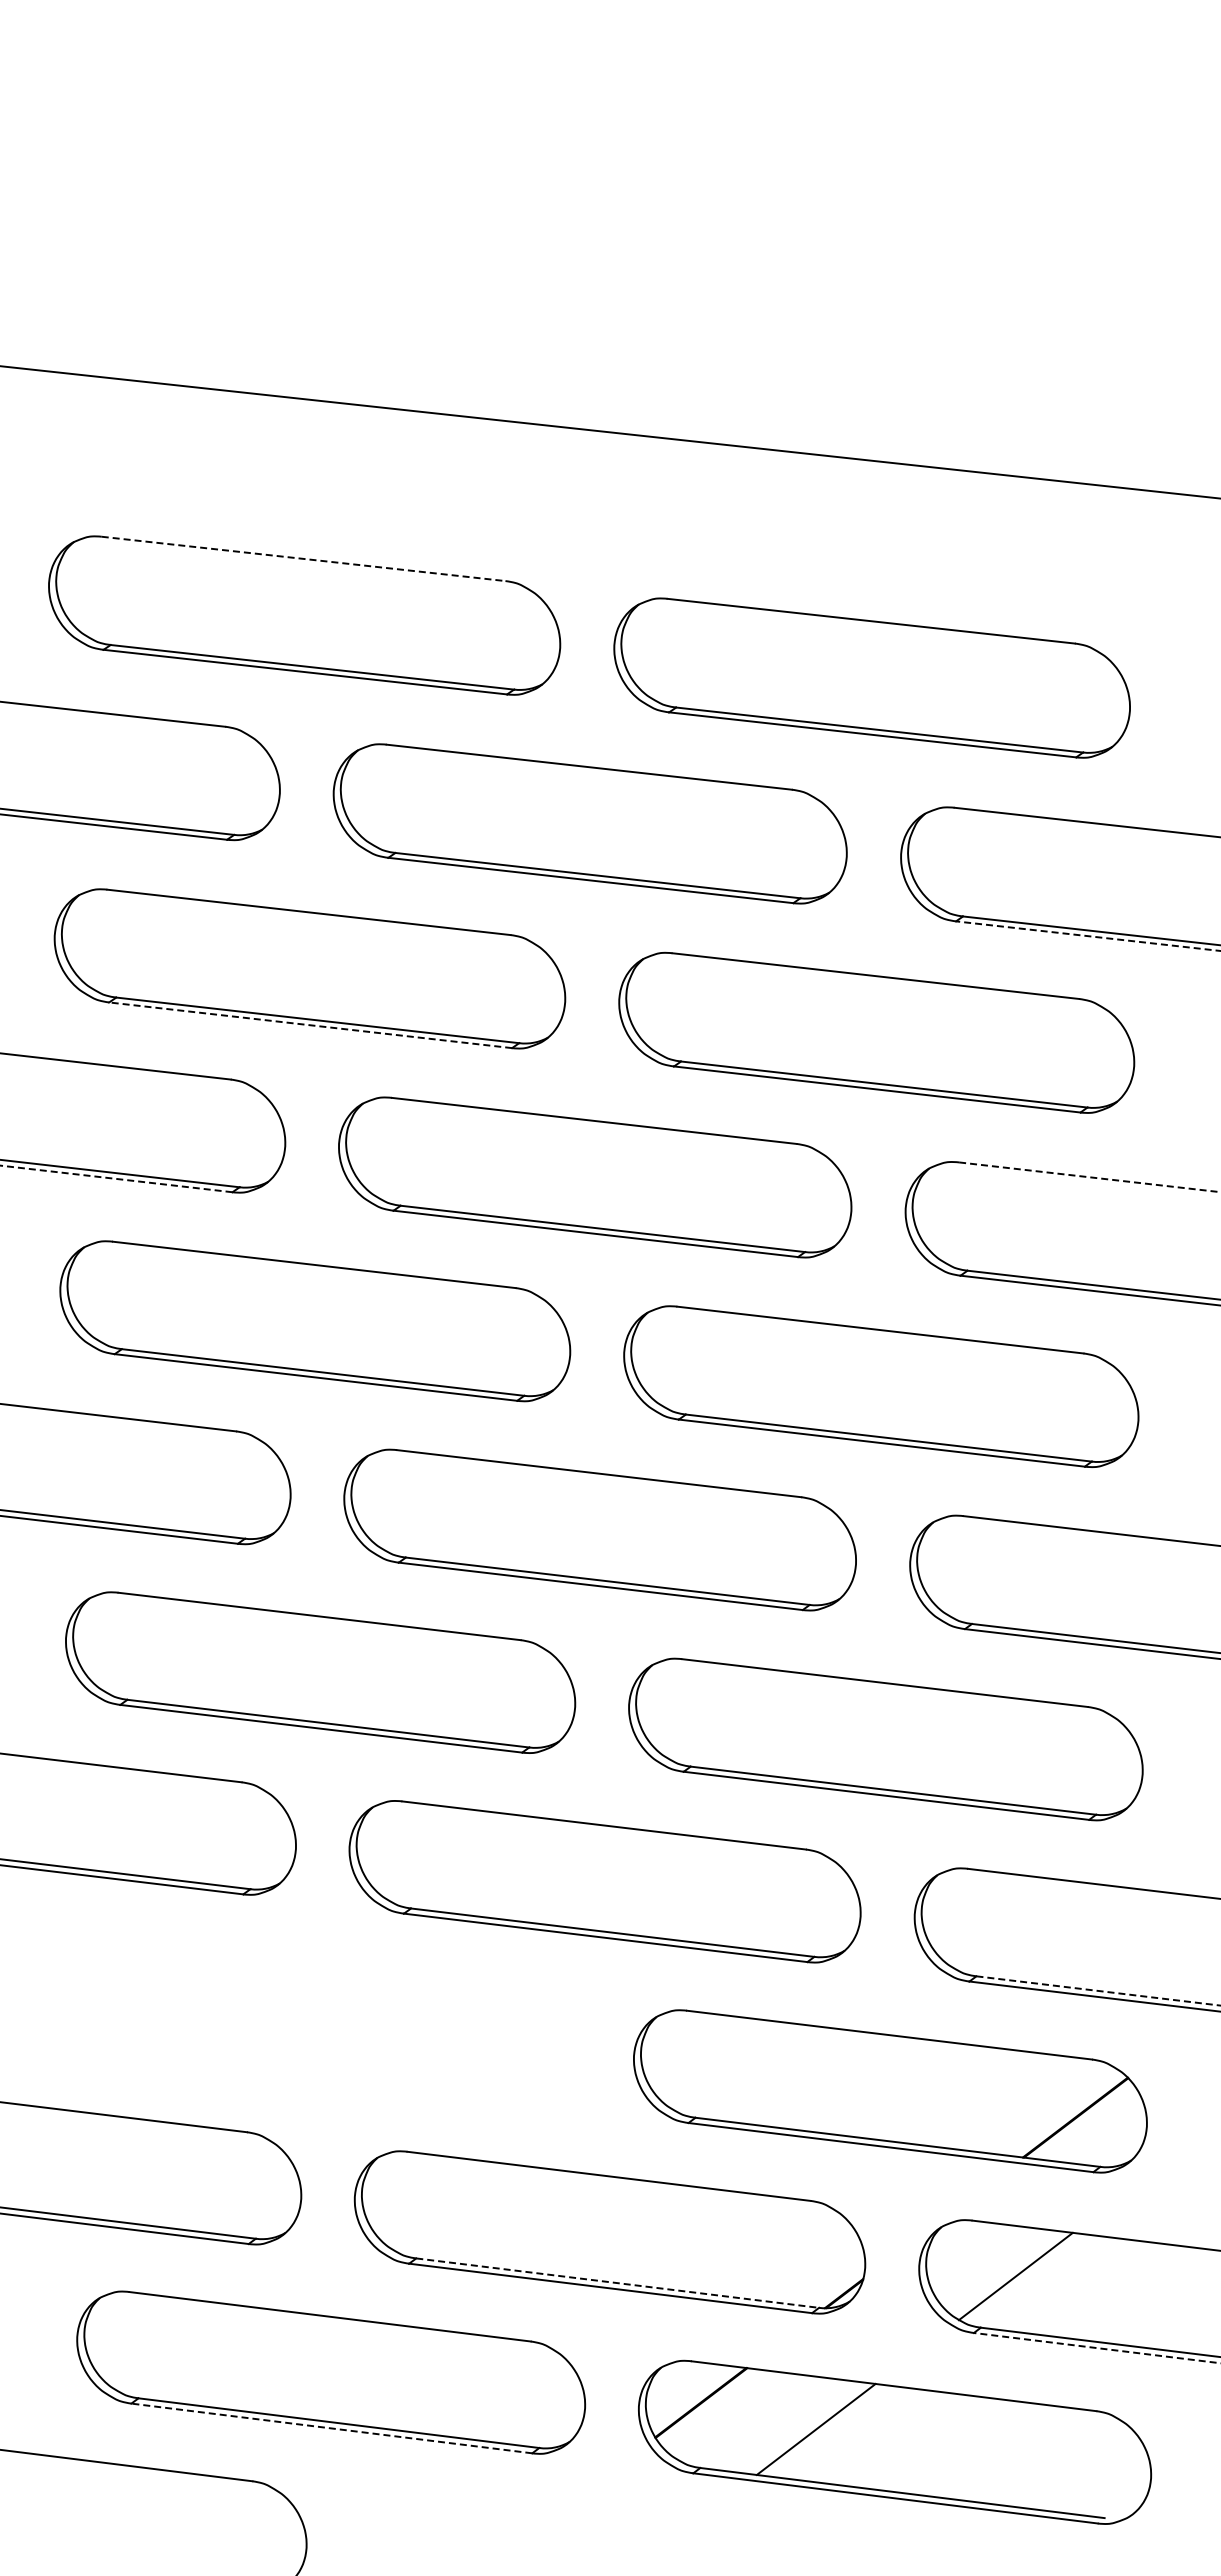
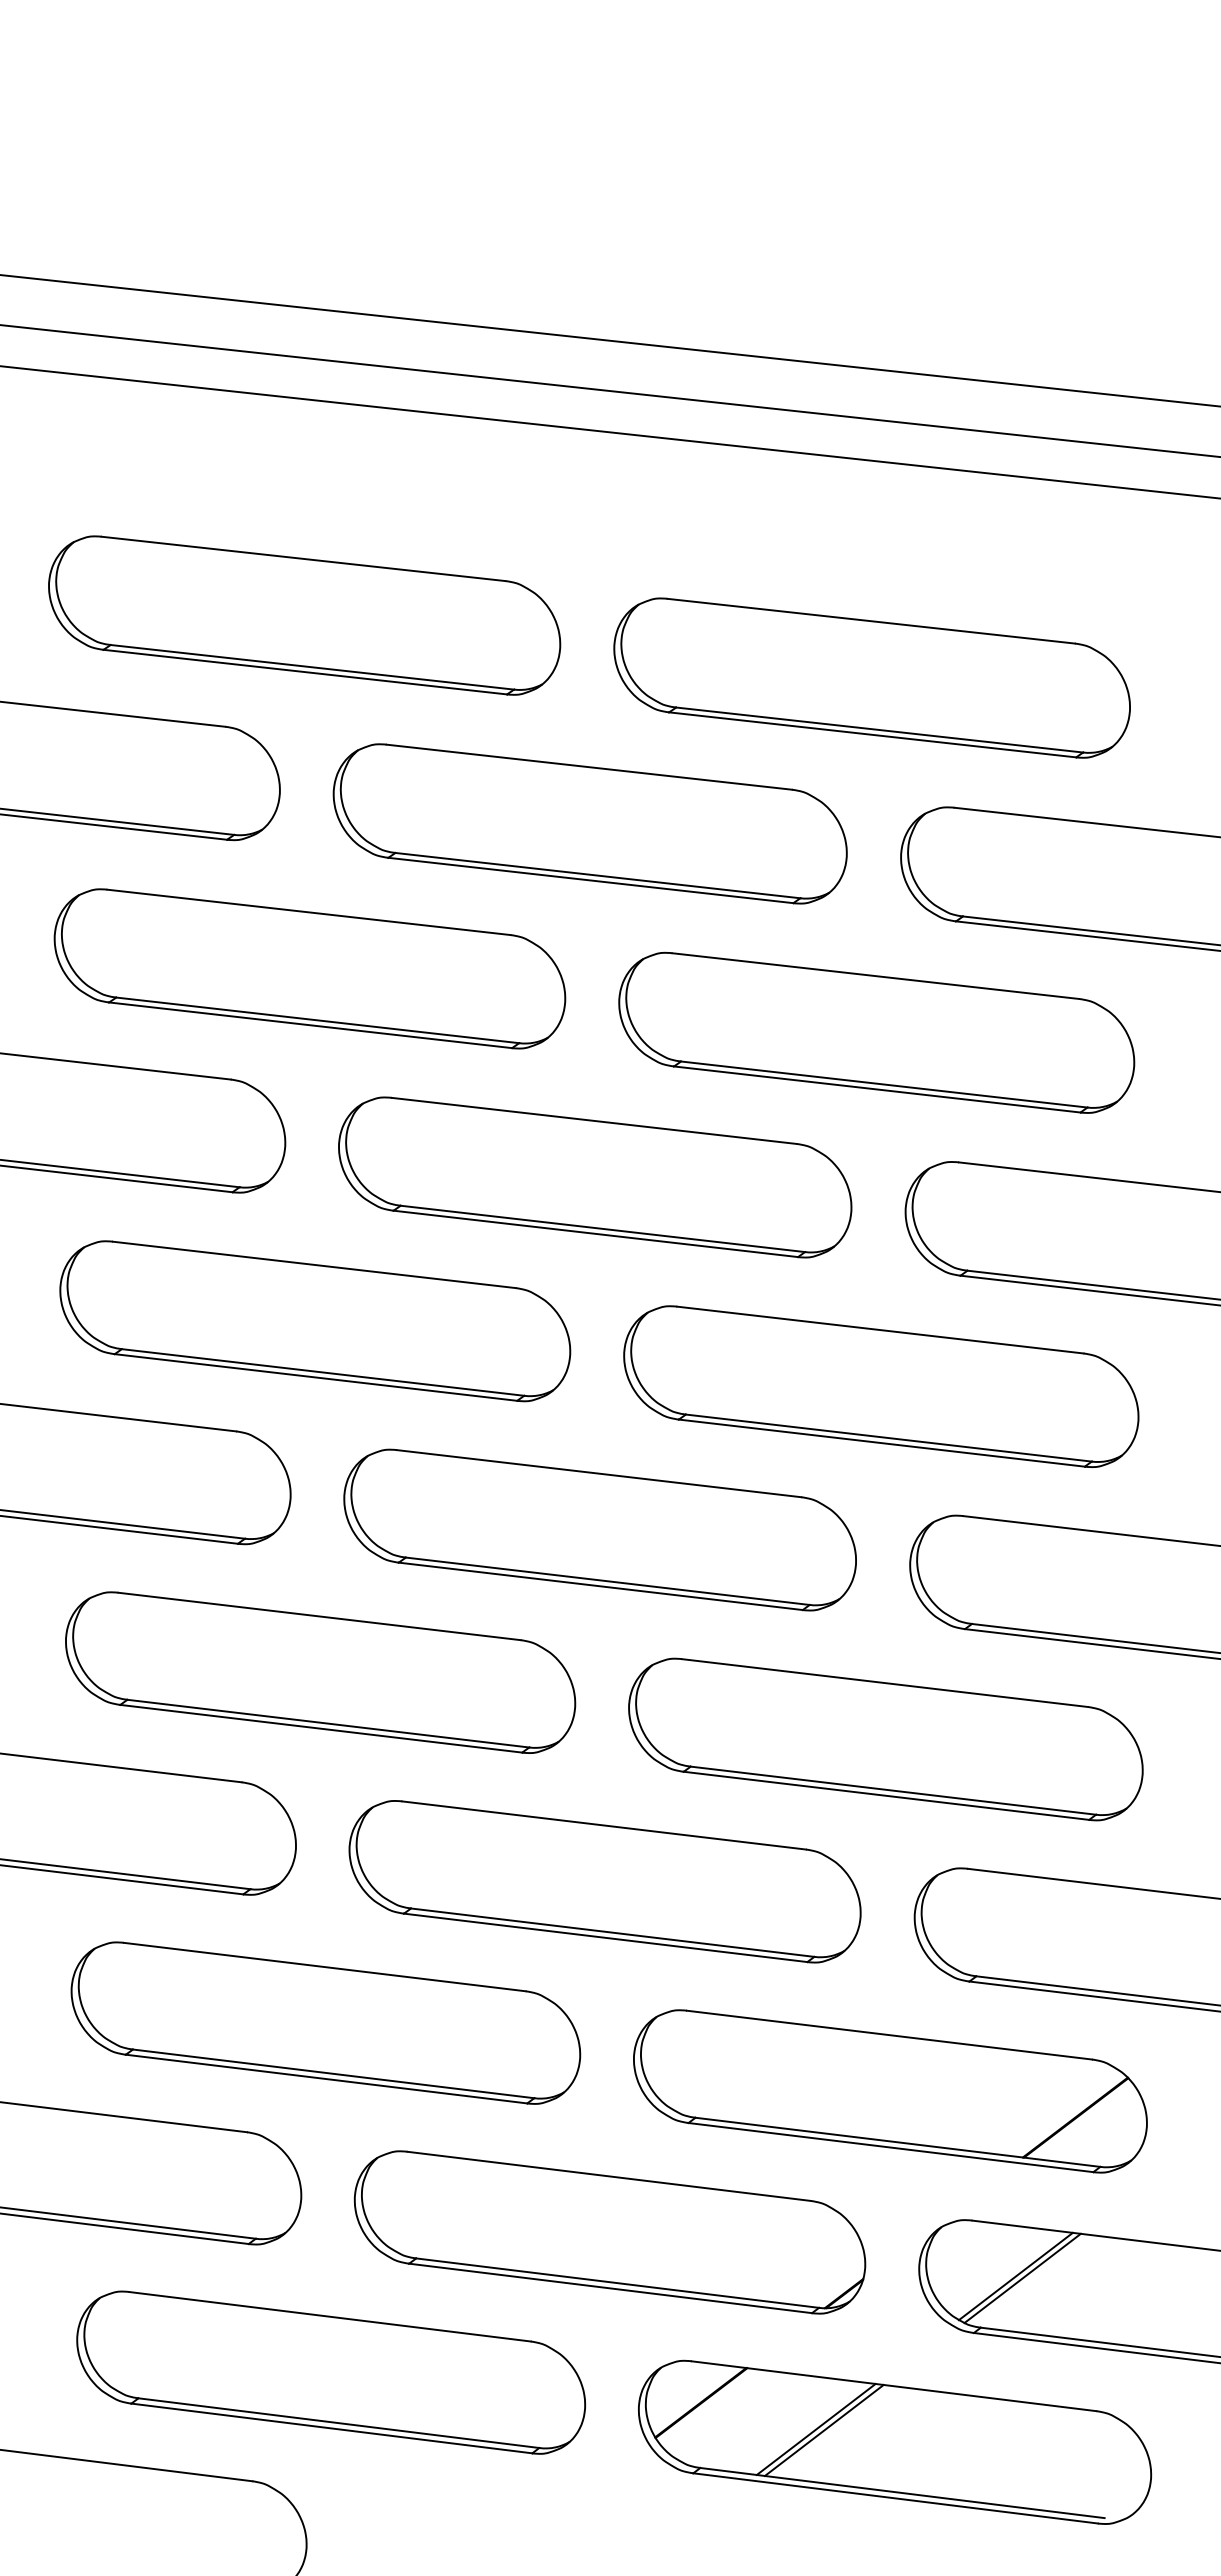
line: none -> present (609, 340)
line: none -> present (609, 390)
line: dashed -> solid (304, 558)
line: dashed -> solid (1087, 936)
line: dashed -> solid (310, 1025)
line: dashed -> solid (1090, 1177)
line: dashed -> solid (116, 1178)
line: dashed -> solid (1098, 1990)
part: none -> present (325, 2022)
line: none -> present (1022, 2278)
line: dashed -> solid (617, 2283)
line: dashed -> solid (1096, 2348)
line: dashed -> solid (331, 2428)
line: none -> present (823, 2429)
